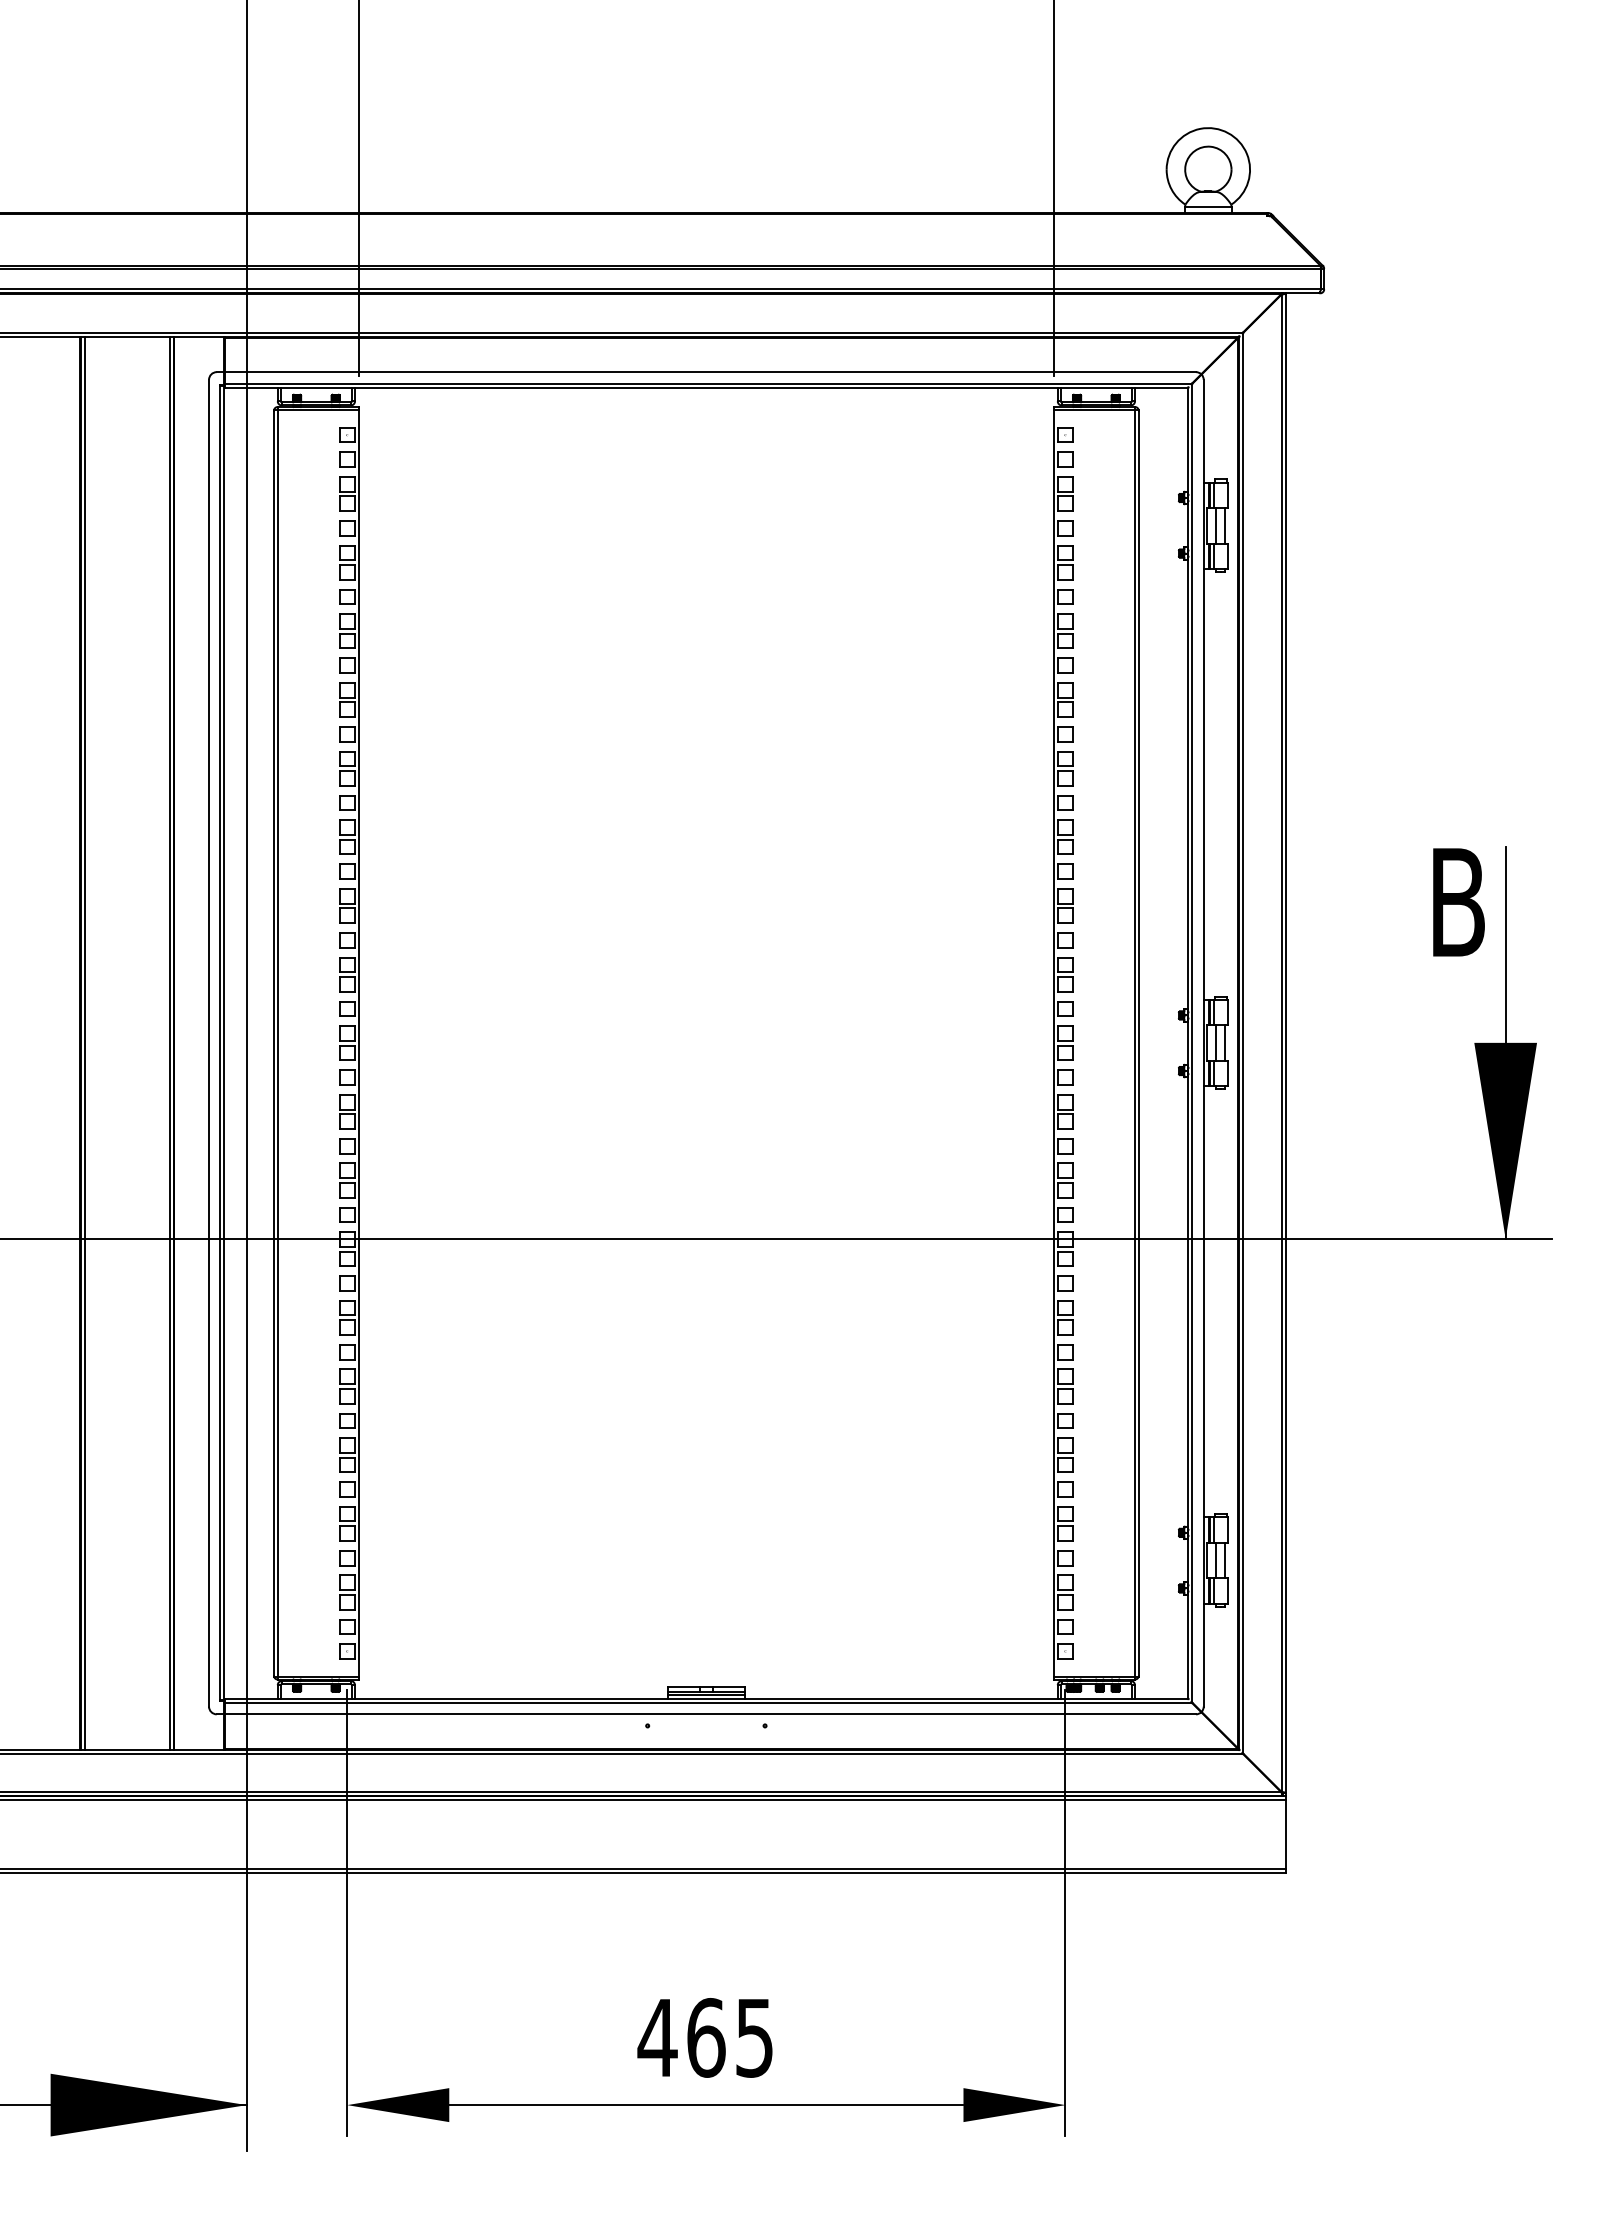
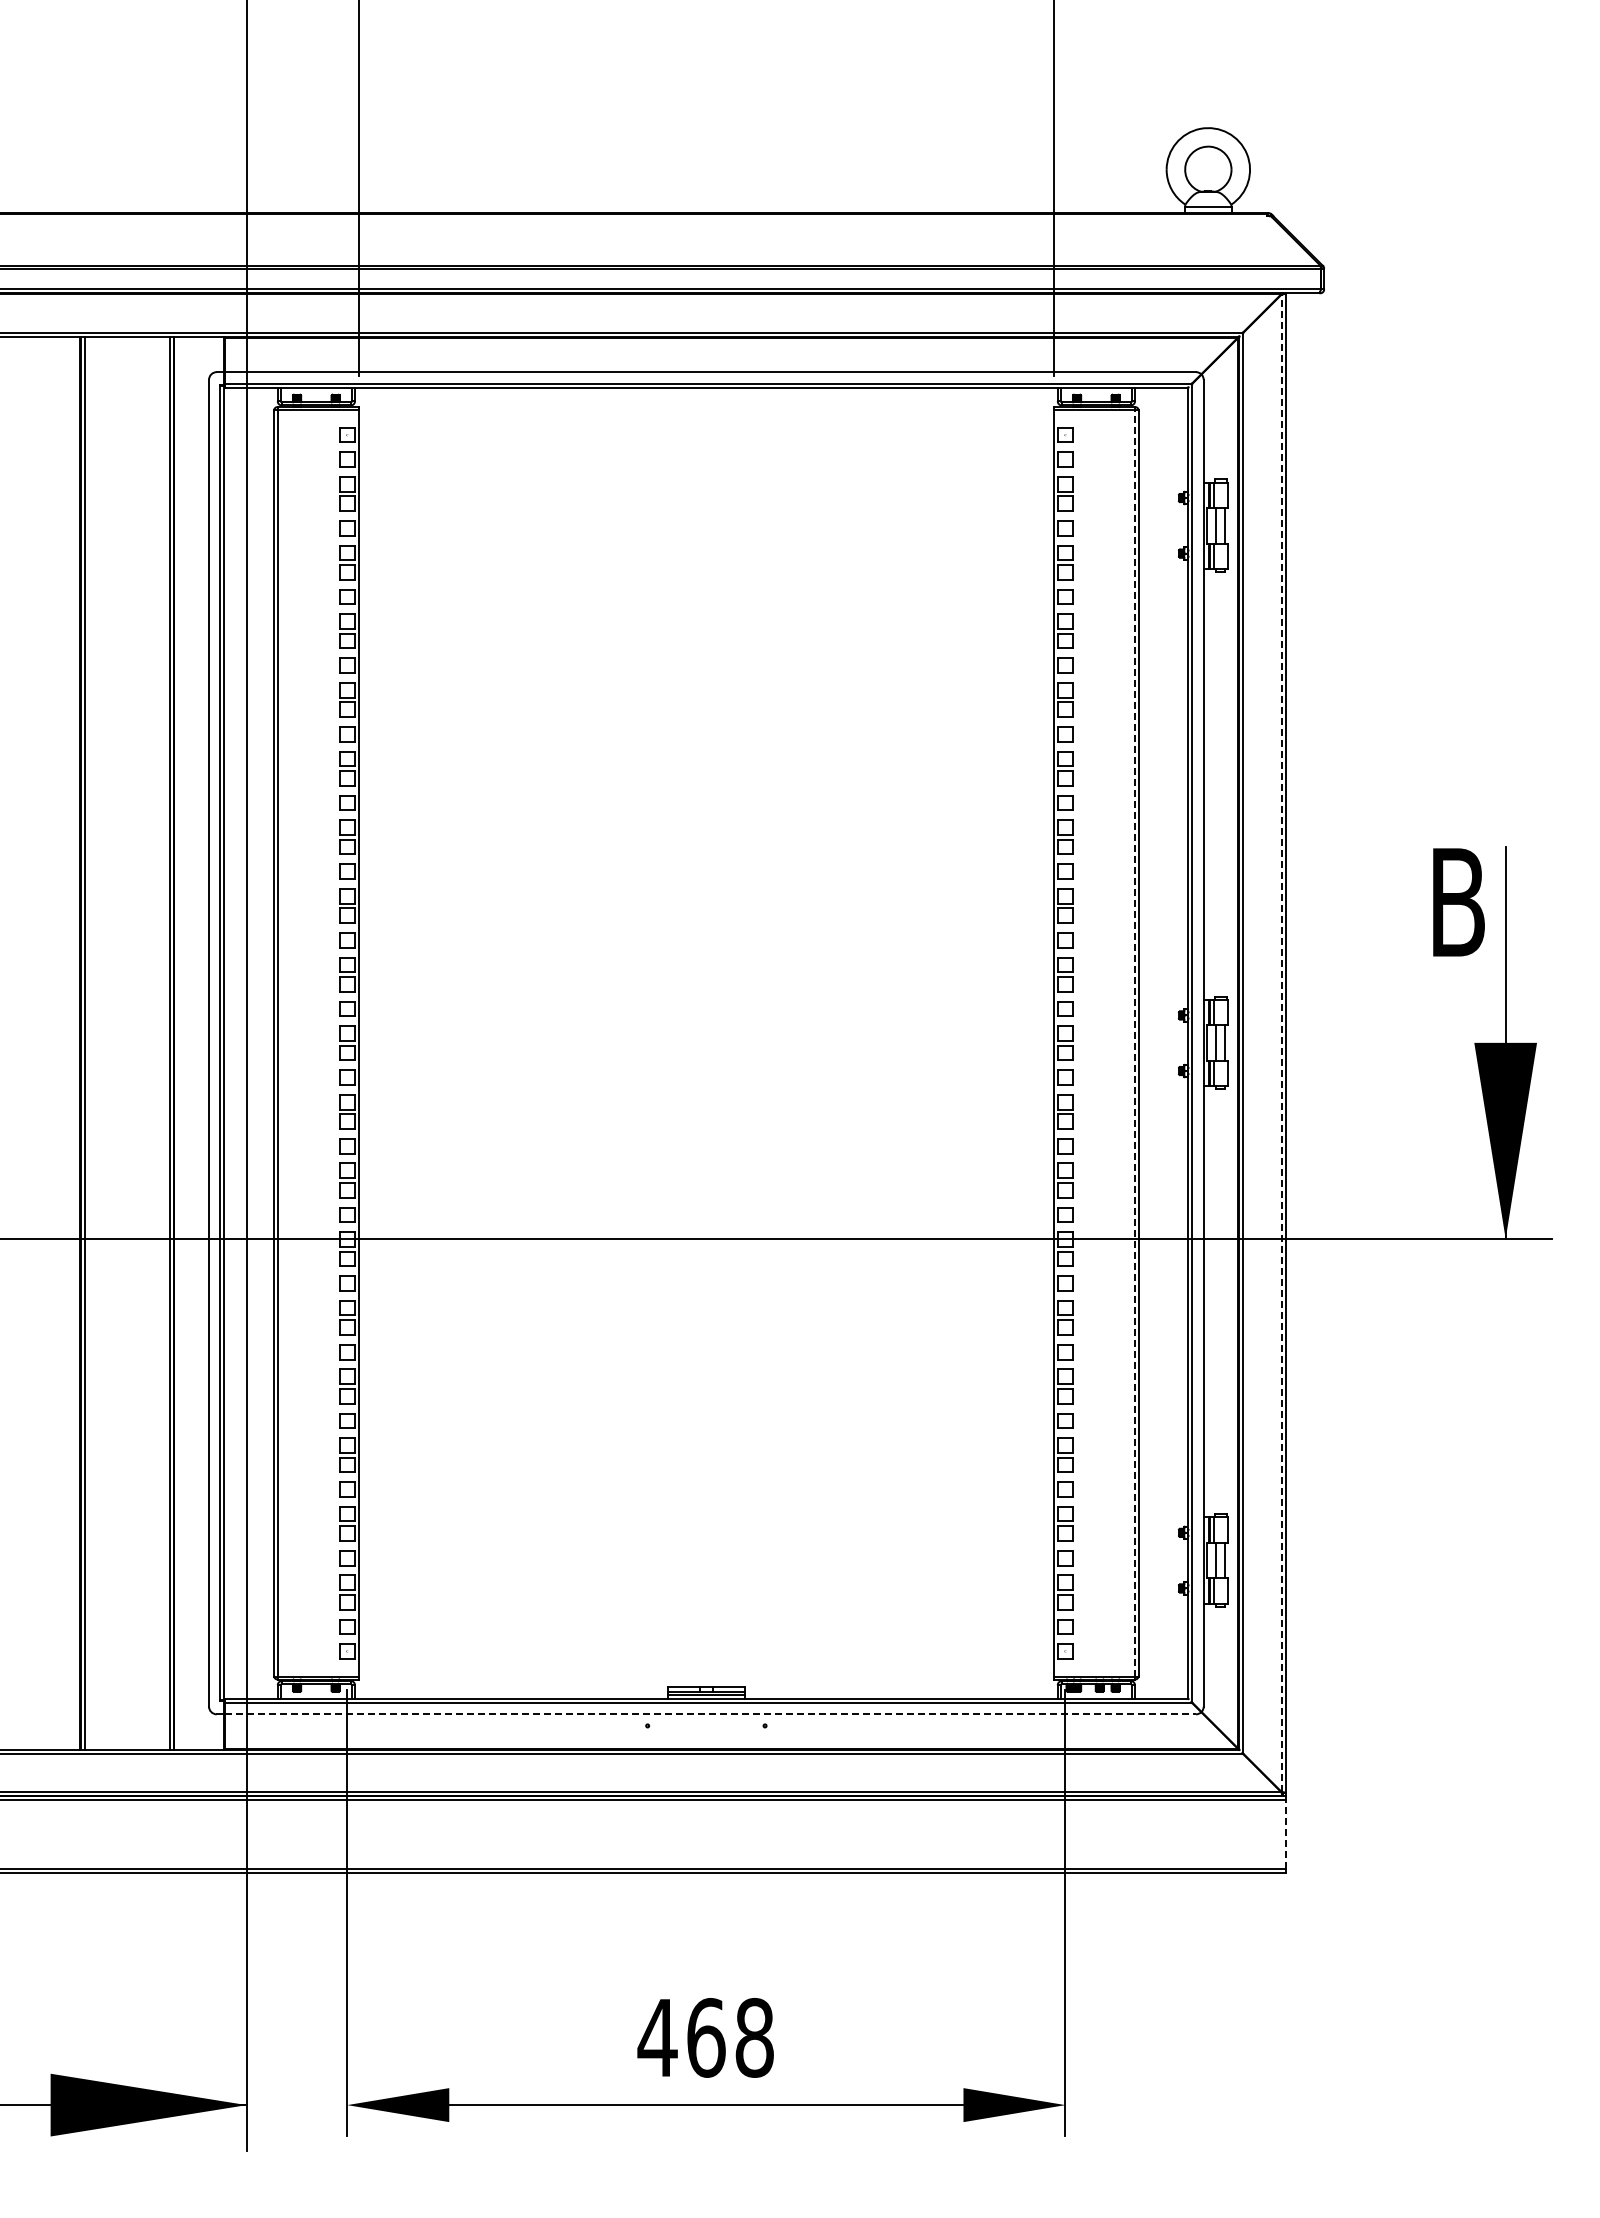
line: solid -> dashed (1134, 1042)
line: solid -> dashed (1281, 1043)
line: solid -> dashed (711, 1714)
line: solid -> dashed (1285, 1834)
text: 465 -> 468 (754, 2037)
